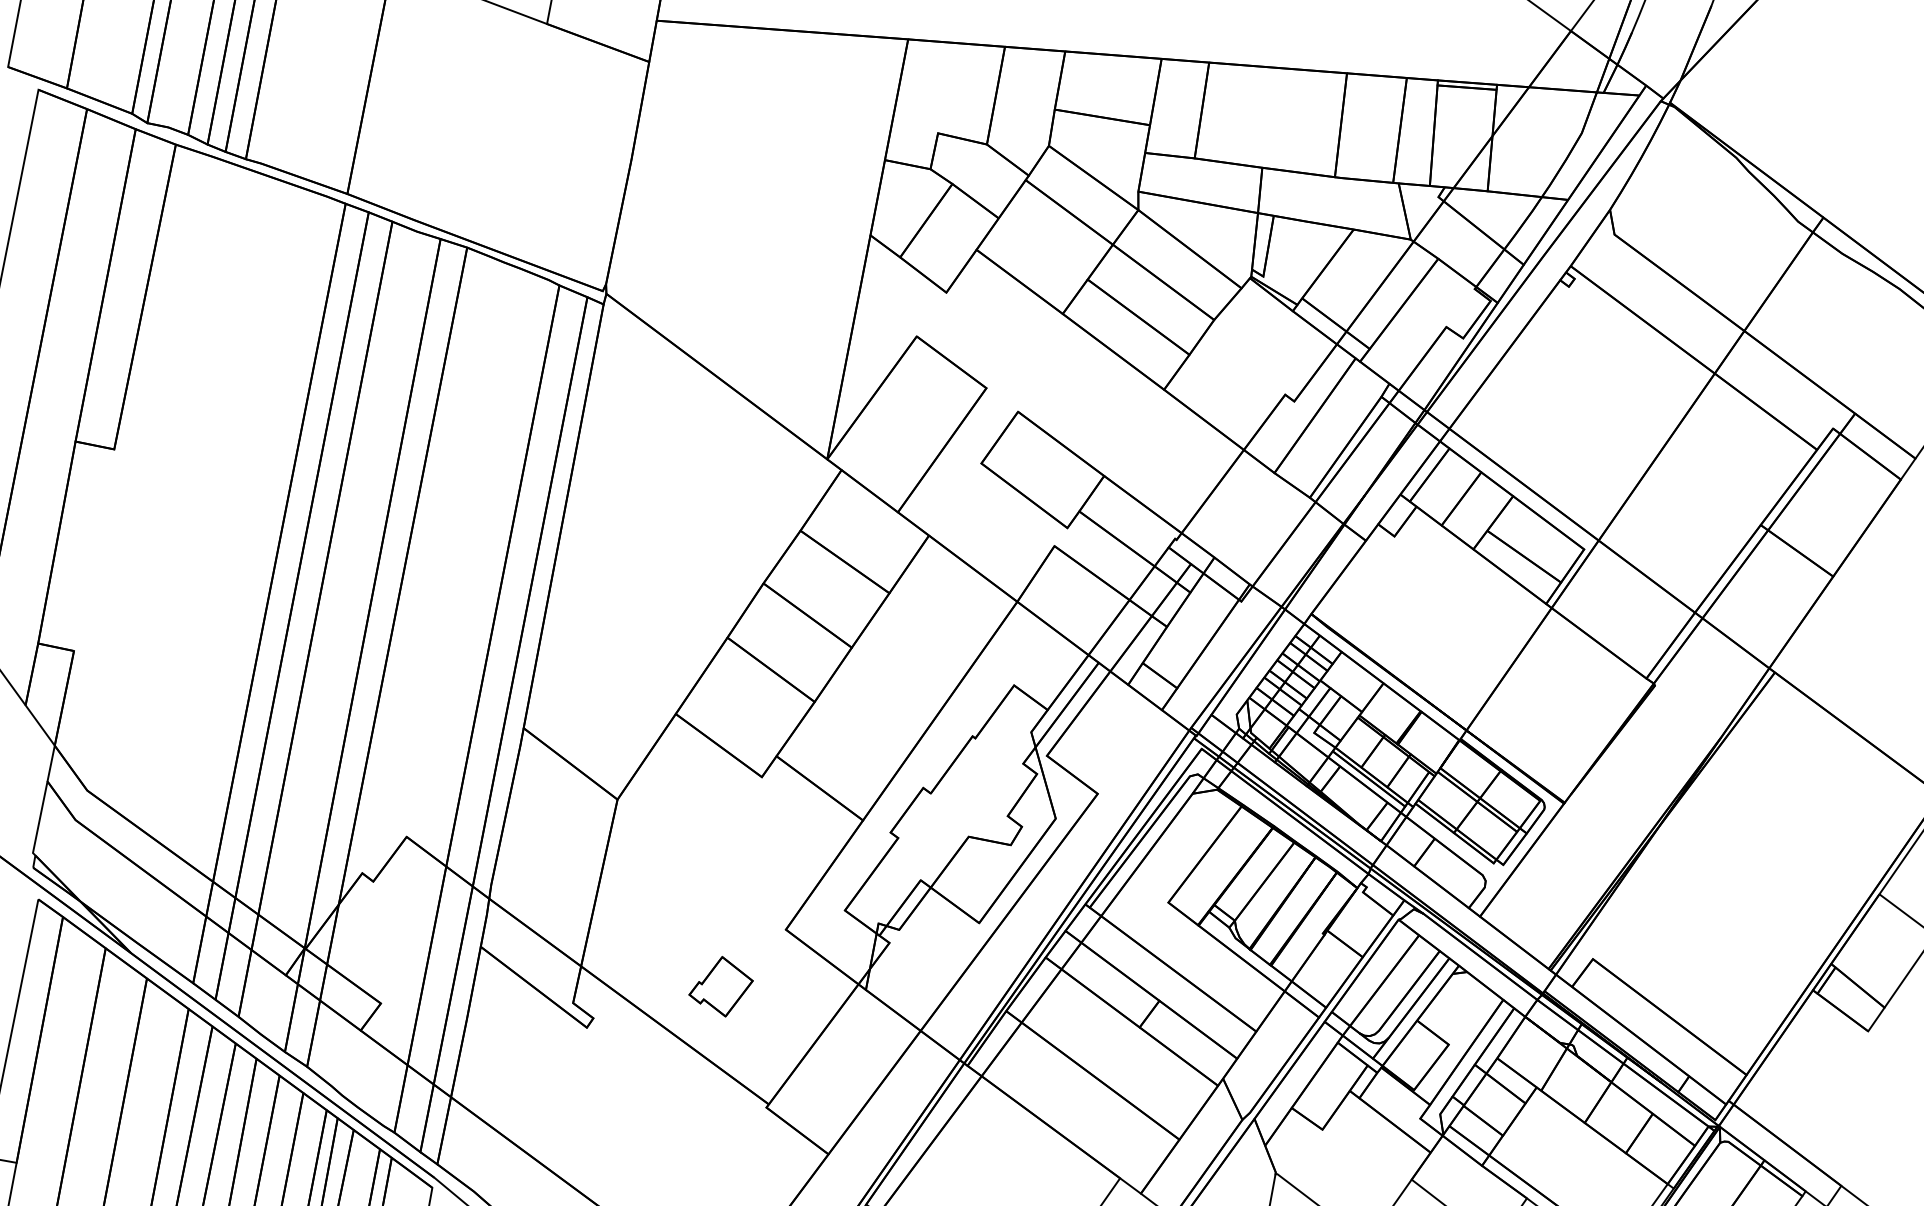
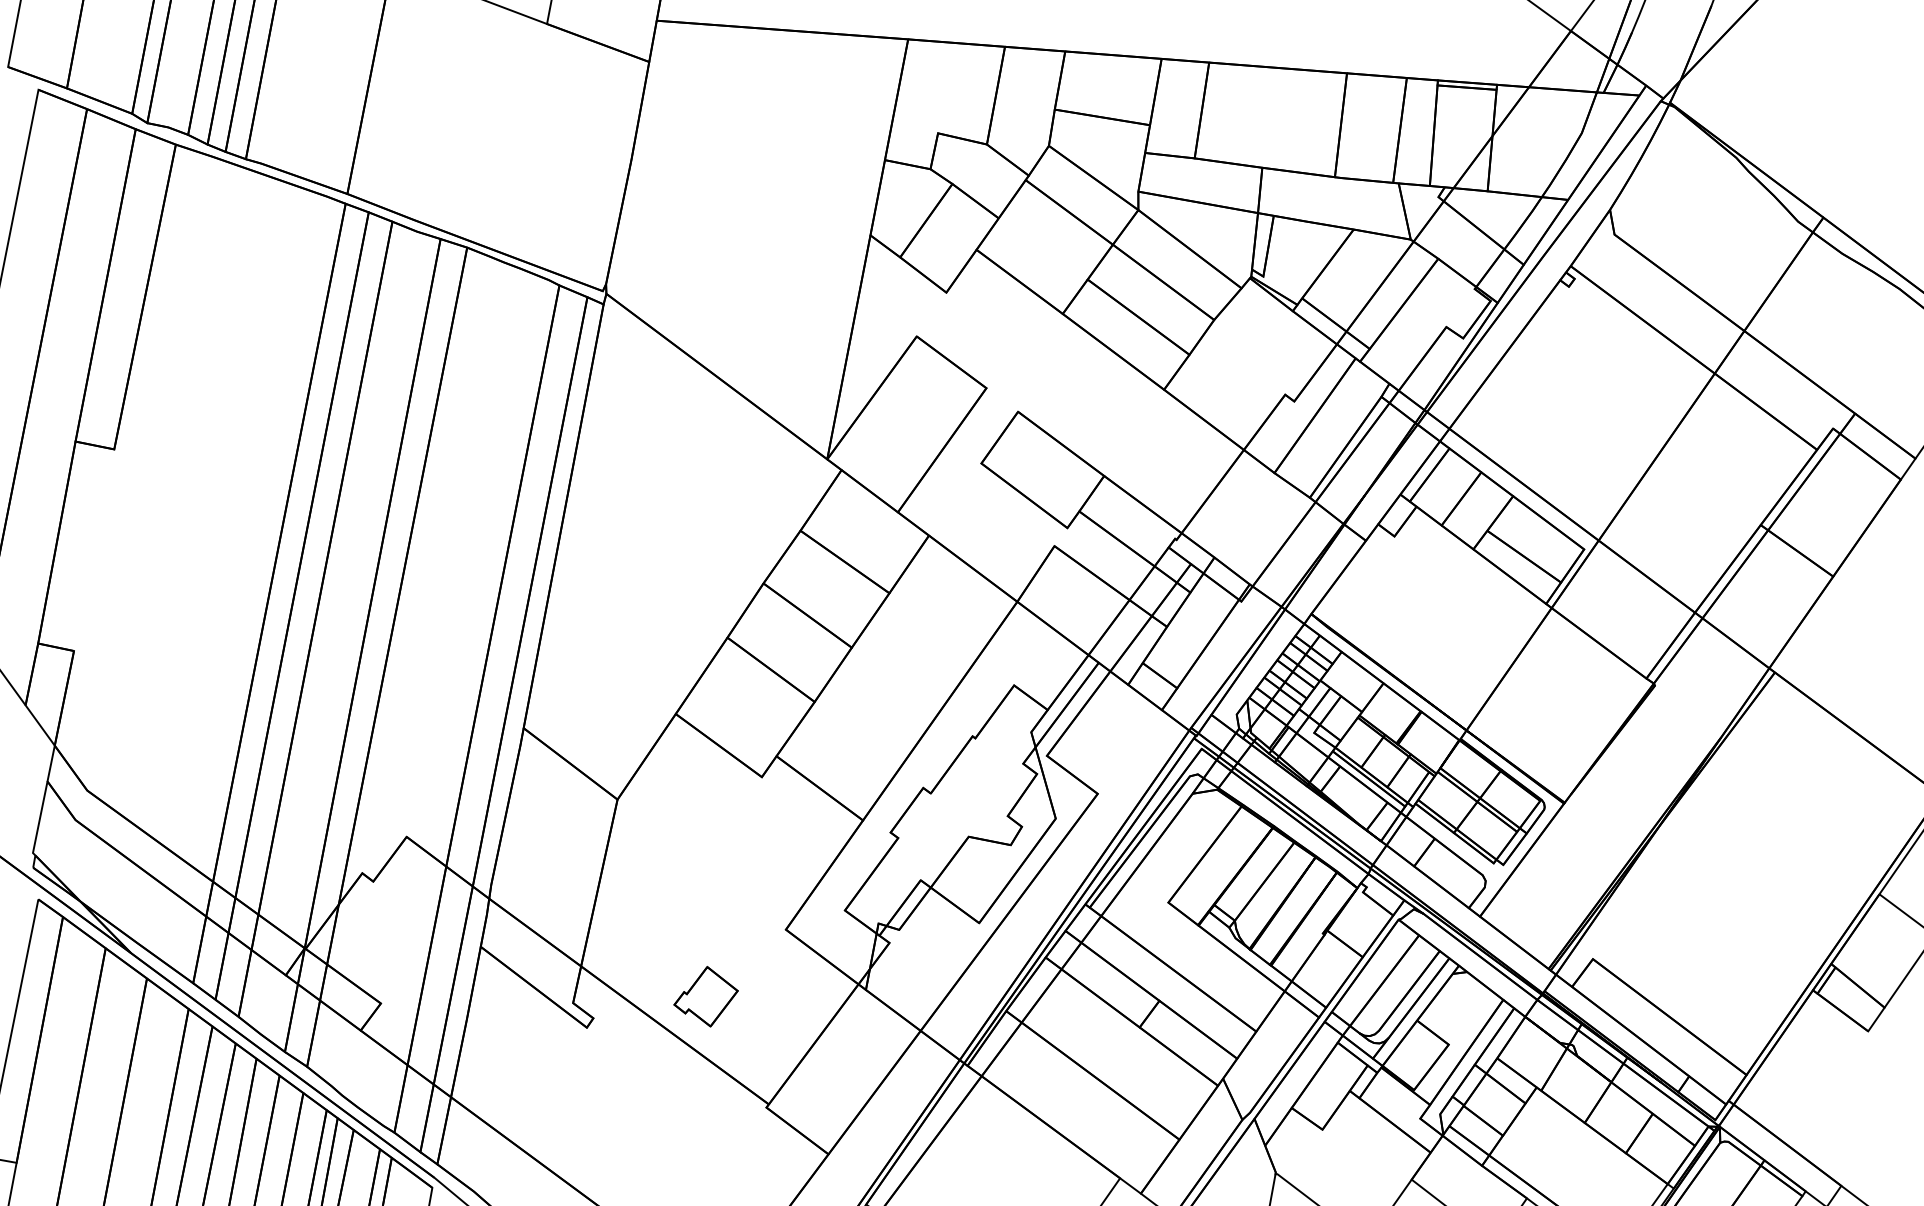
part position: (720, 986) -> (705, 996) (705, 996)
